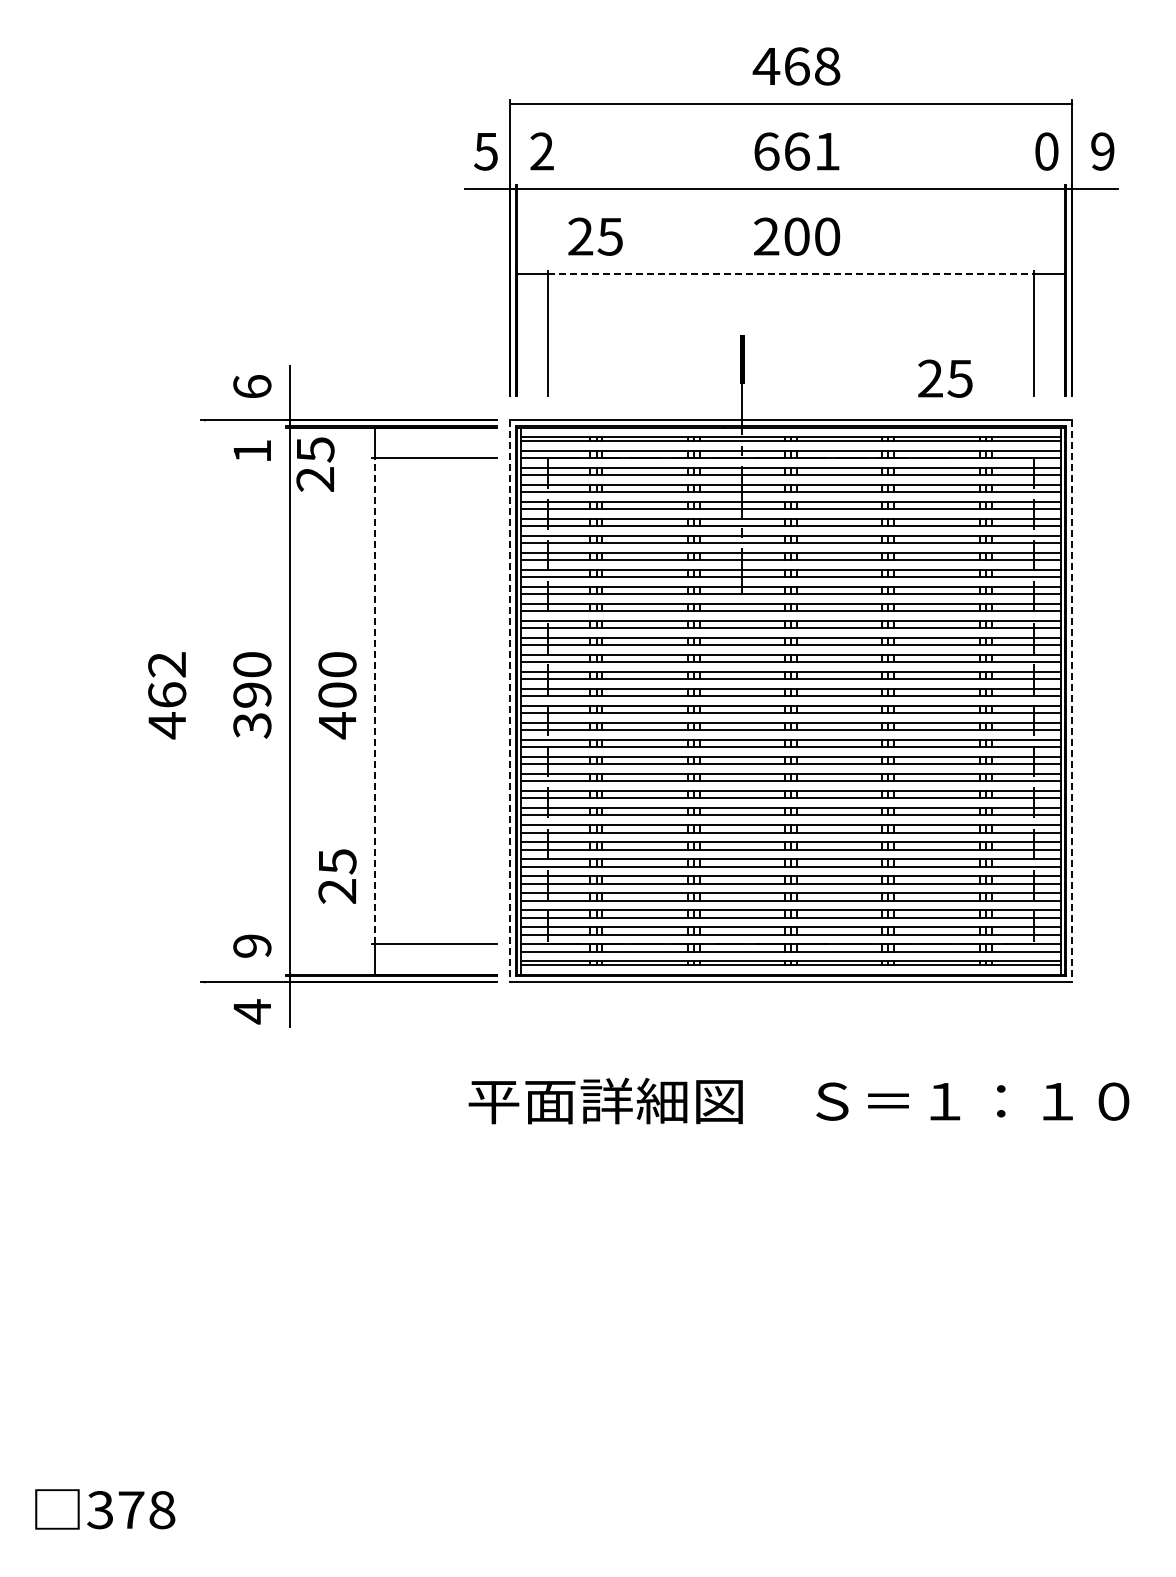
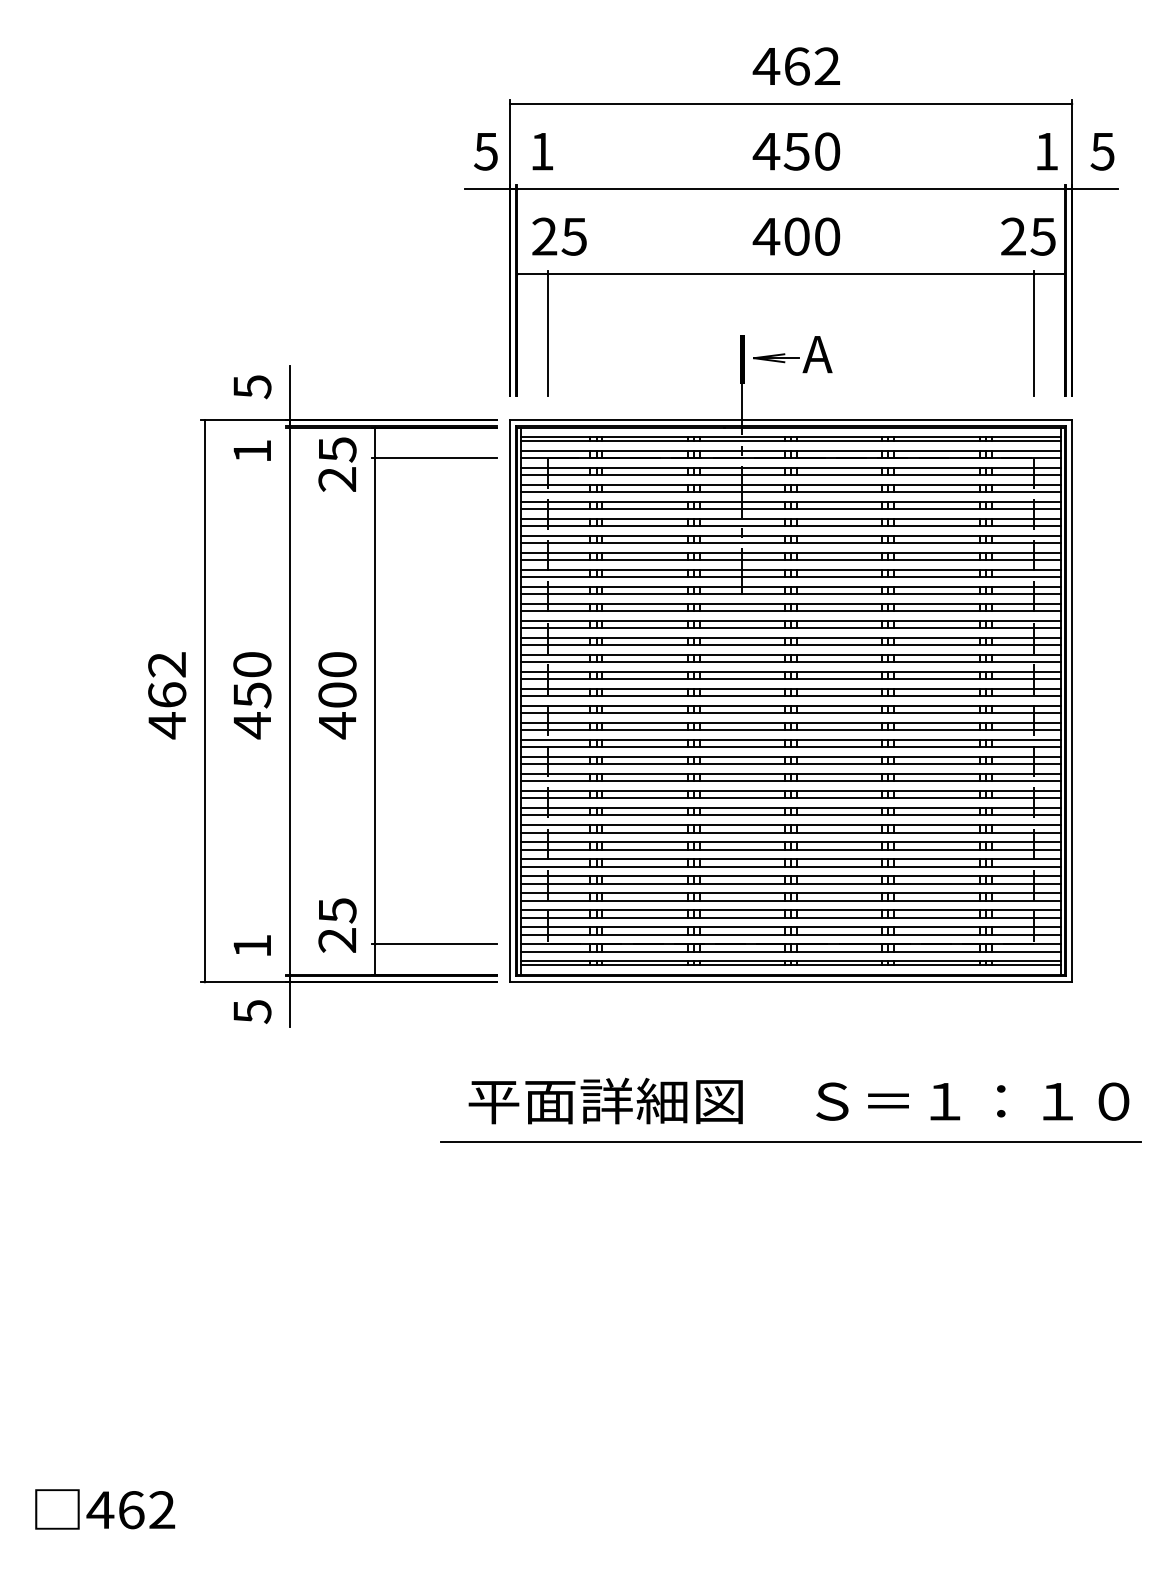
text: 468 -> 462 (827, 66)
text: 2 -> 1 (541, 151)
text: 661 -> 450 (796, 151)
text: 0 -> 1 (1046, 151)
text: 9 -> 5 (1102, 151)
text position: (595, 236) -> (559, 236) (559, 236)
text: 200 -> 400 (766, 236)
line: dashed -> solid (791, 274)
part: none -> present (792, 354)
text position: (945, 378) -> (1028, 236) (1028, 236)
text: 6 -> 5 (252, 387)
text position: (315, 464) -> (337, 464) (337, 464)
line: dashed -> solid (375, 700)
line: none -> present (204, 701)
line: dashed -> solid (510, 701)
line: dashed -> solid (1072, 701)
text: 390 -> 450 (252, 710)
text position: (337, 876) -> (337, 925) (337, 925)
text: 9 -> 1 (252, 945)
text: 4 -> 5 (252, 1011)
line: none -> present (790, 1142)
text: 378 -> 462 (130, 1510)
